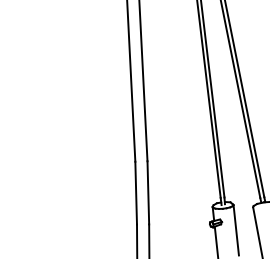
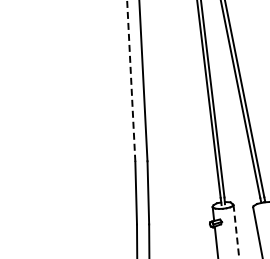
line: solid -> dashed (131, 80)
line: solid -> dashed (236, 229)
